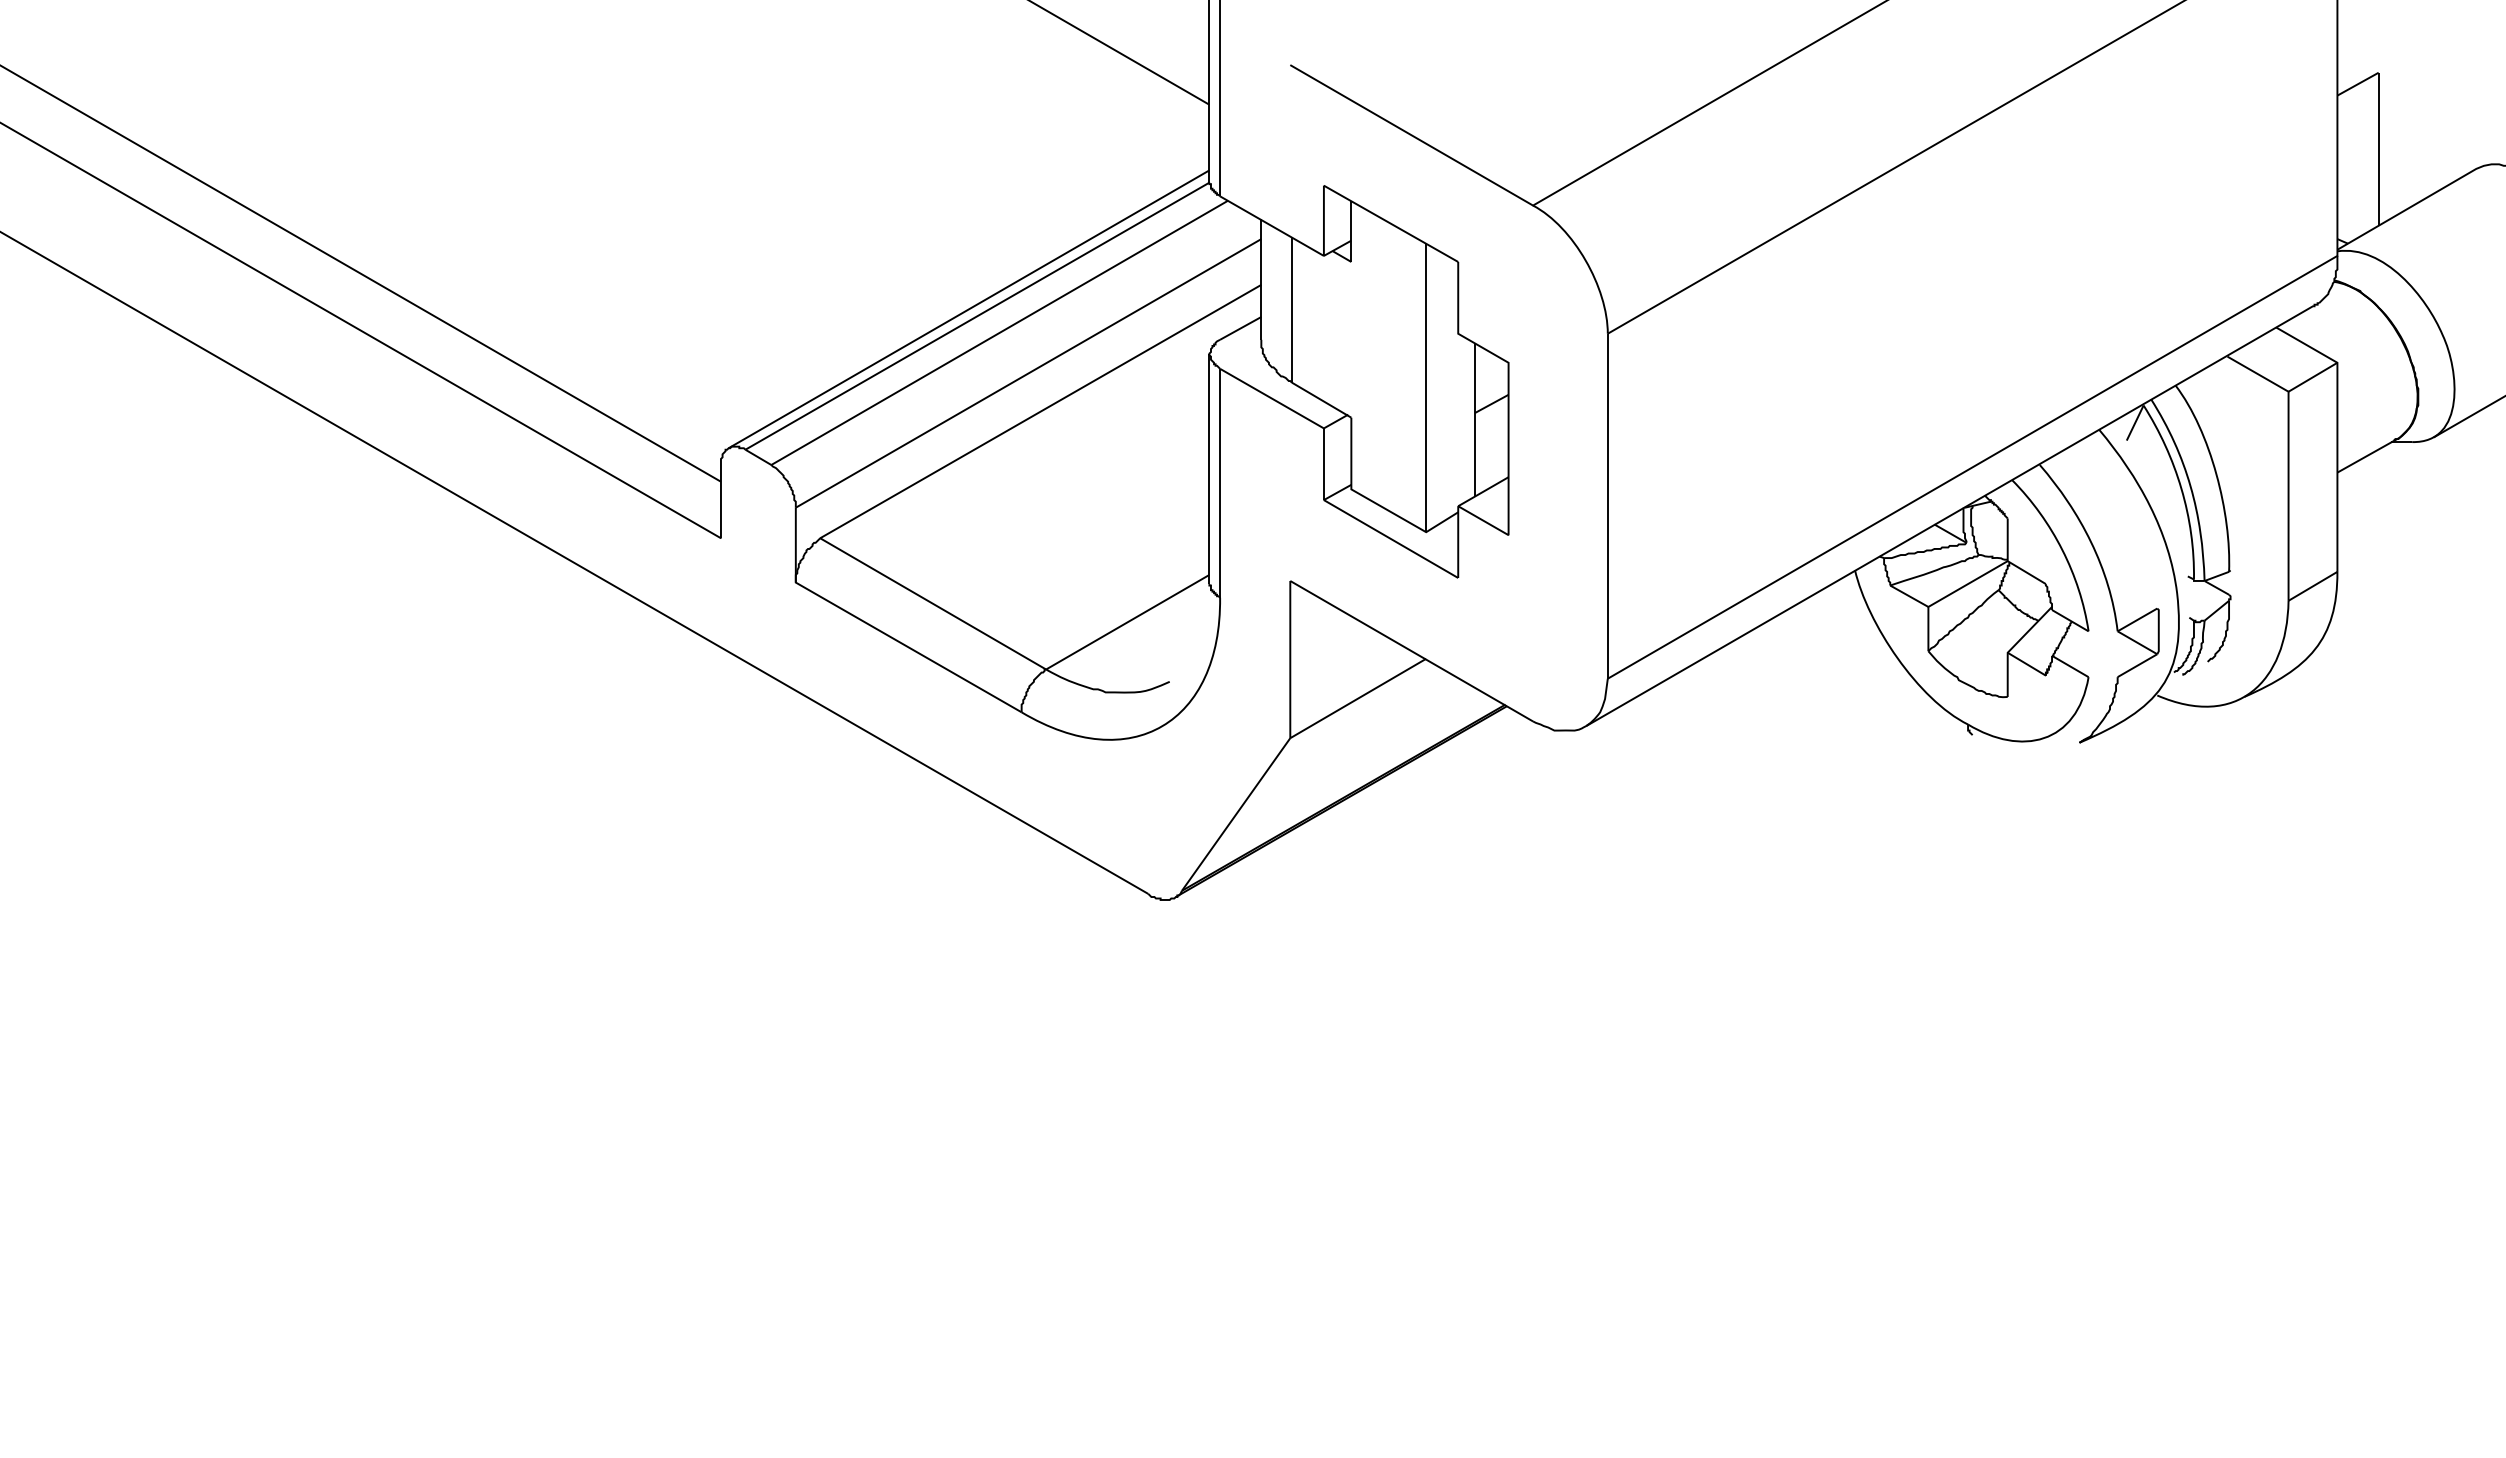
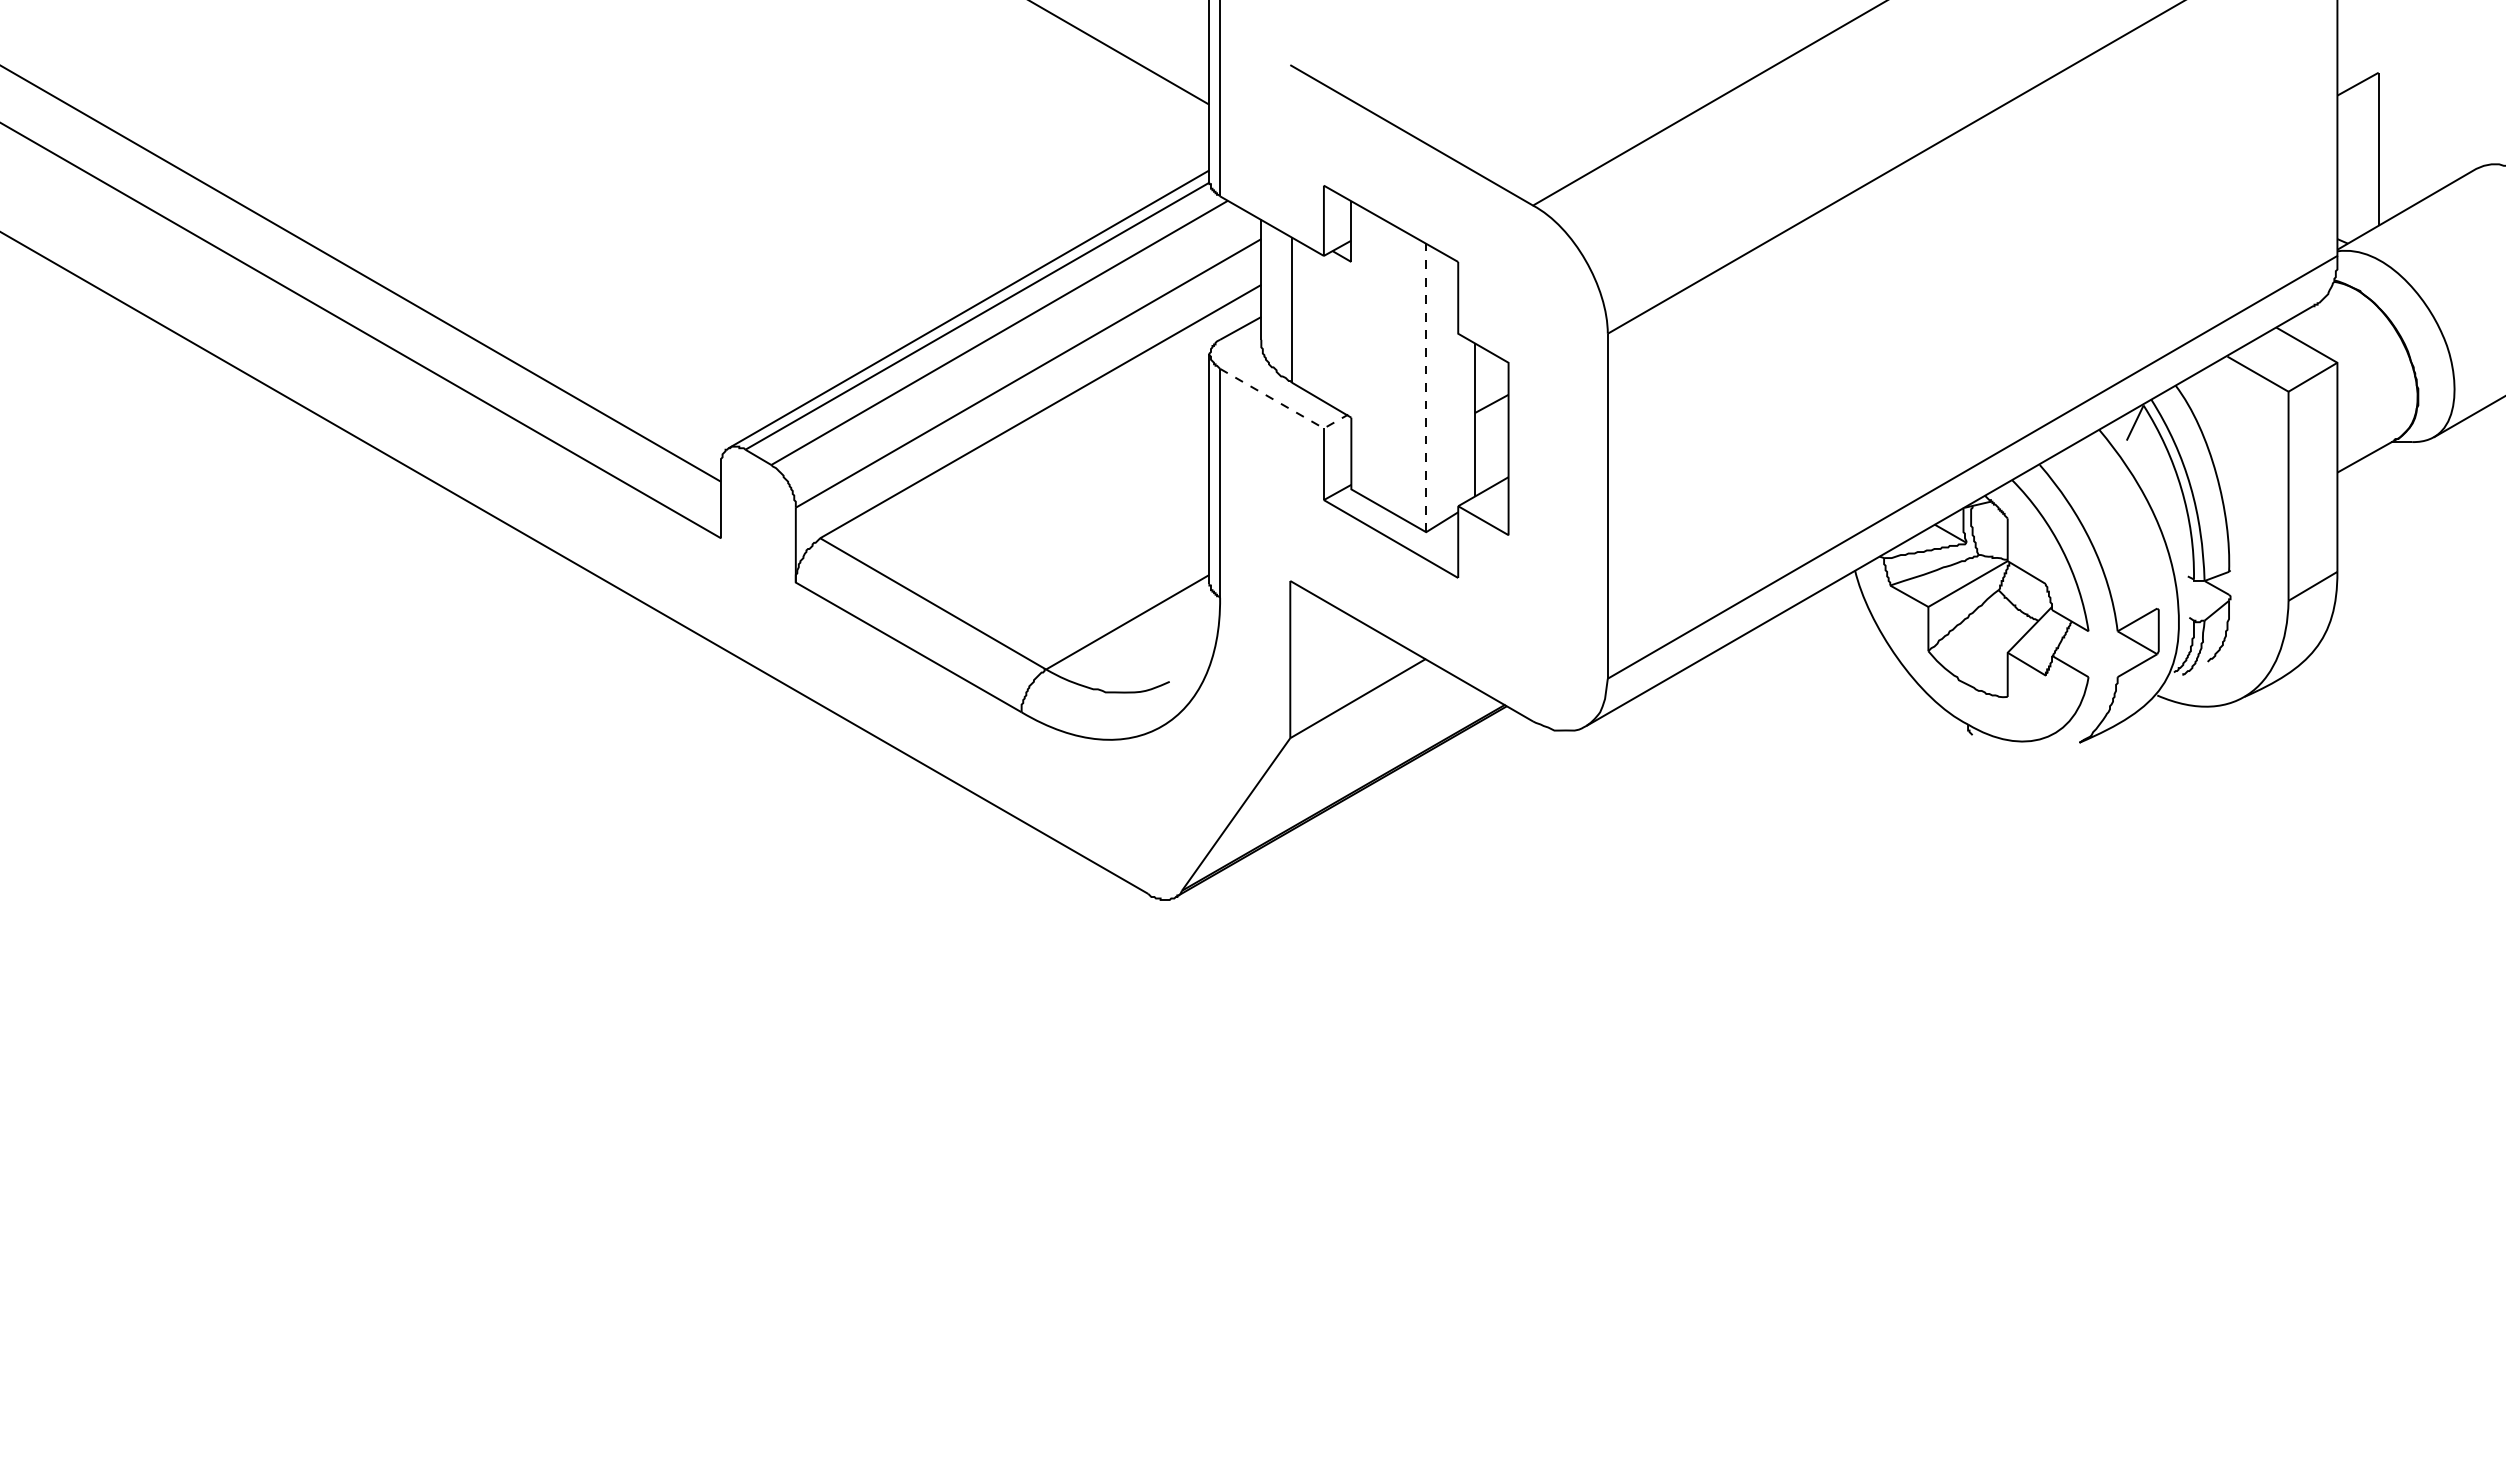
line: solid -> dashed (1426, 387)
line: solid -> dashed (1284, 406)
